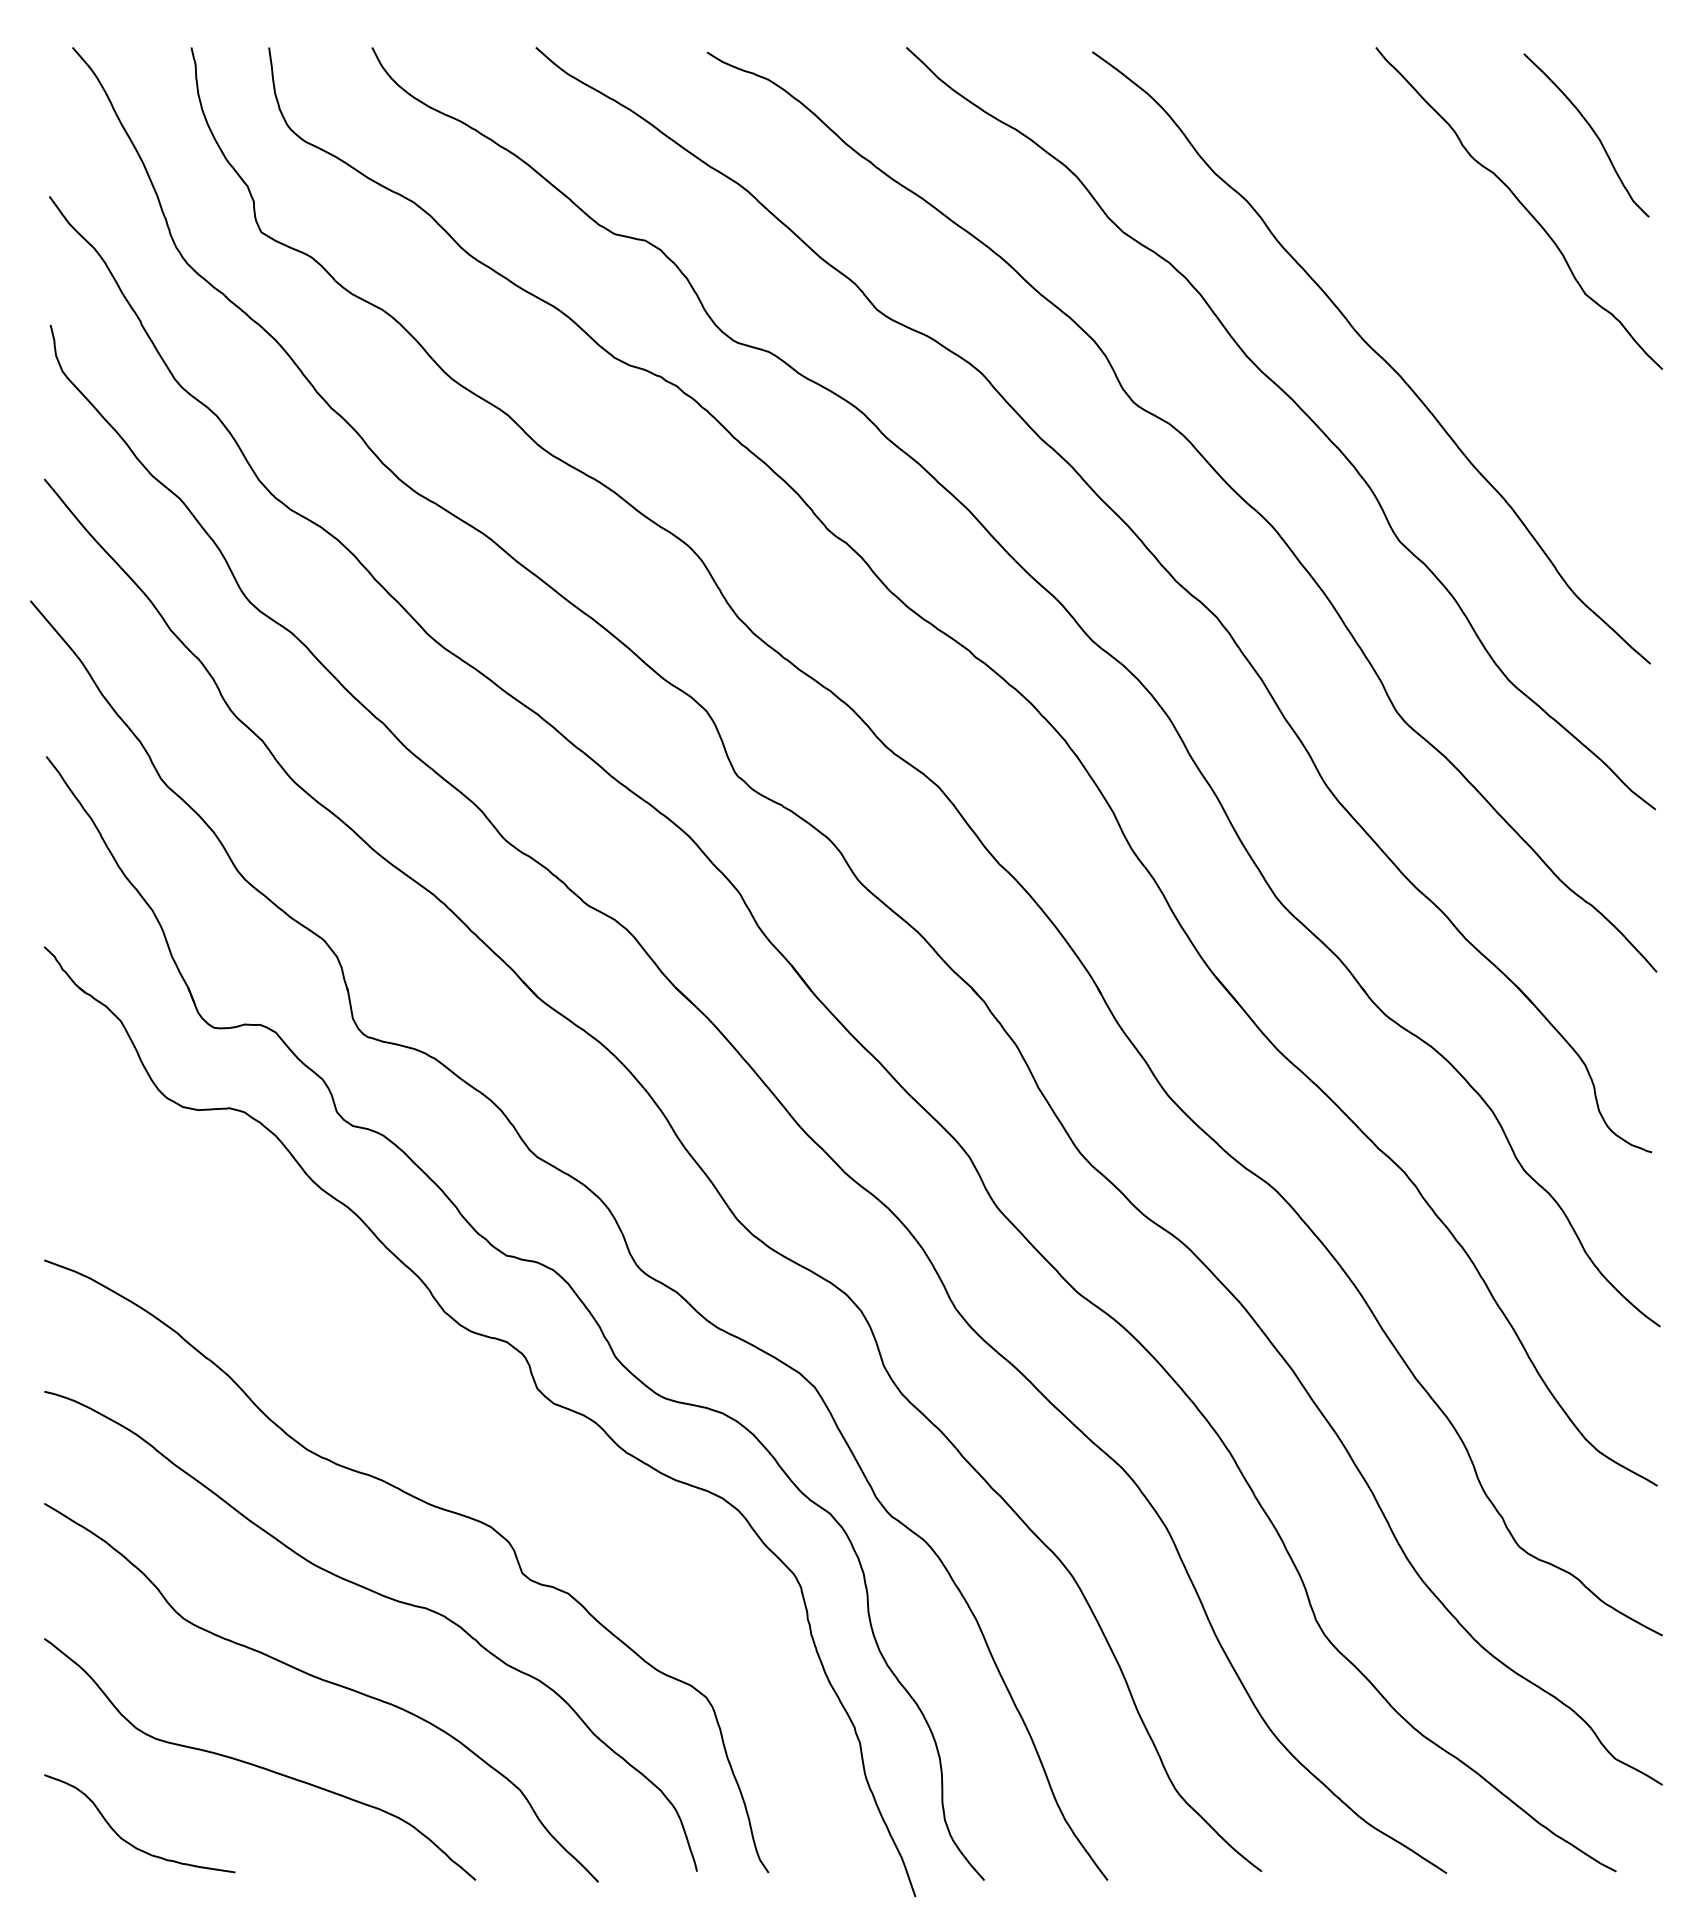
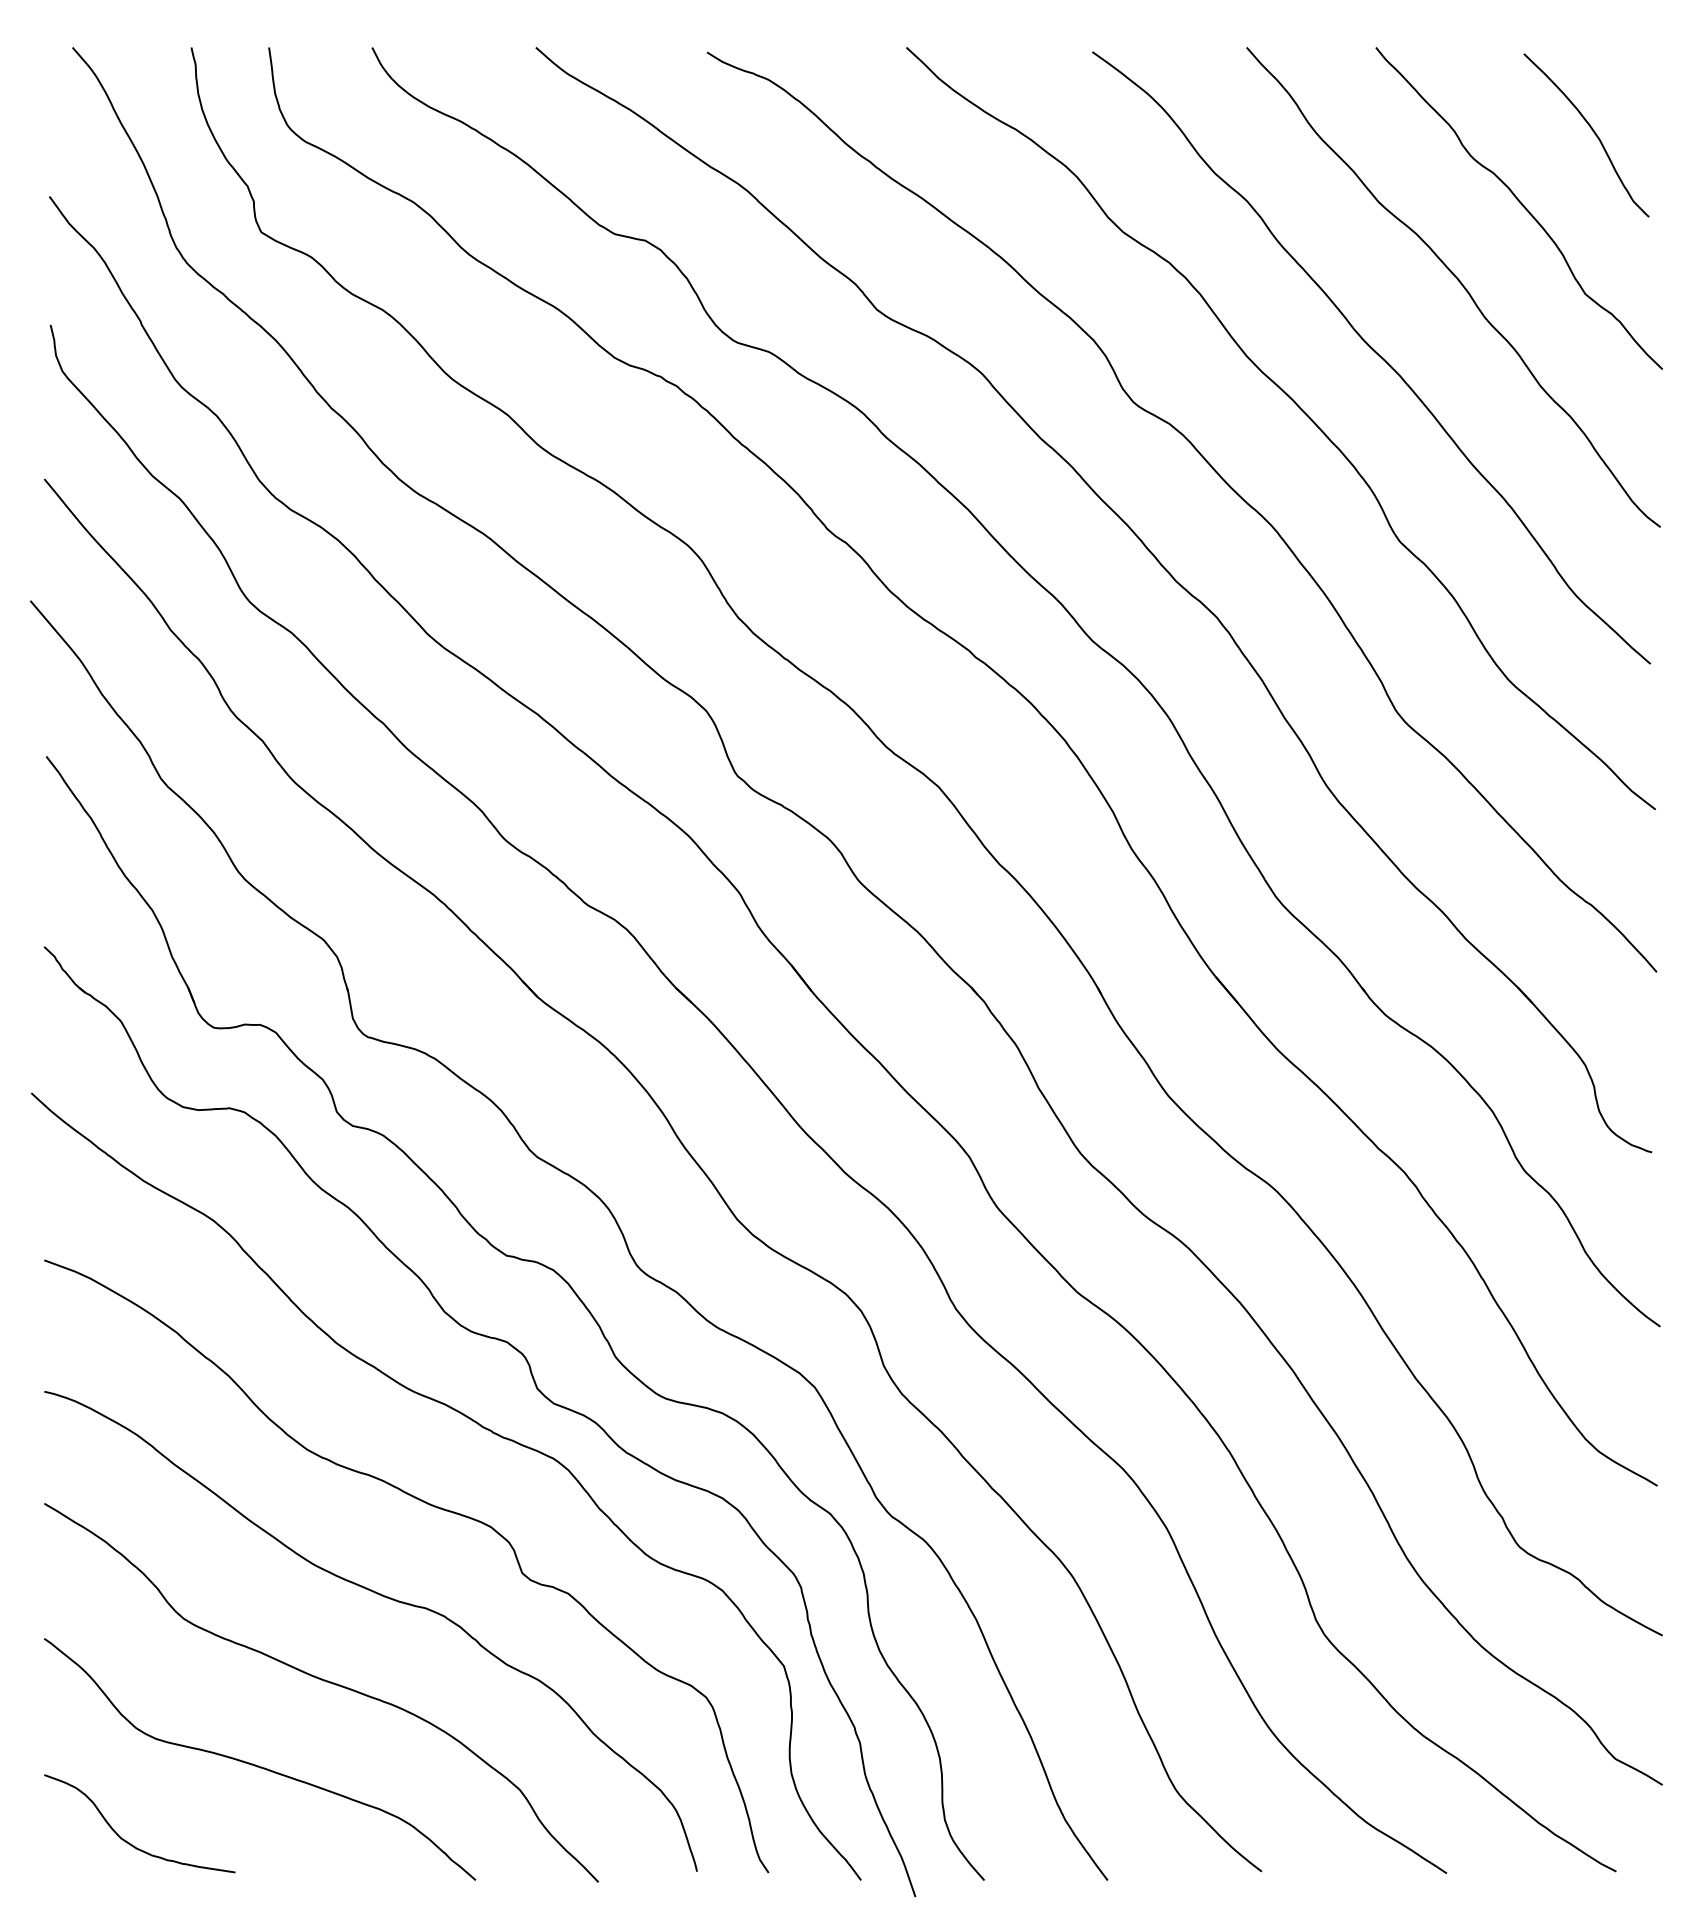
curve: none -> present (1460, 284)
curve: none -> present (481, 1427)
